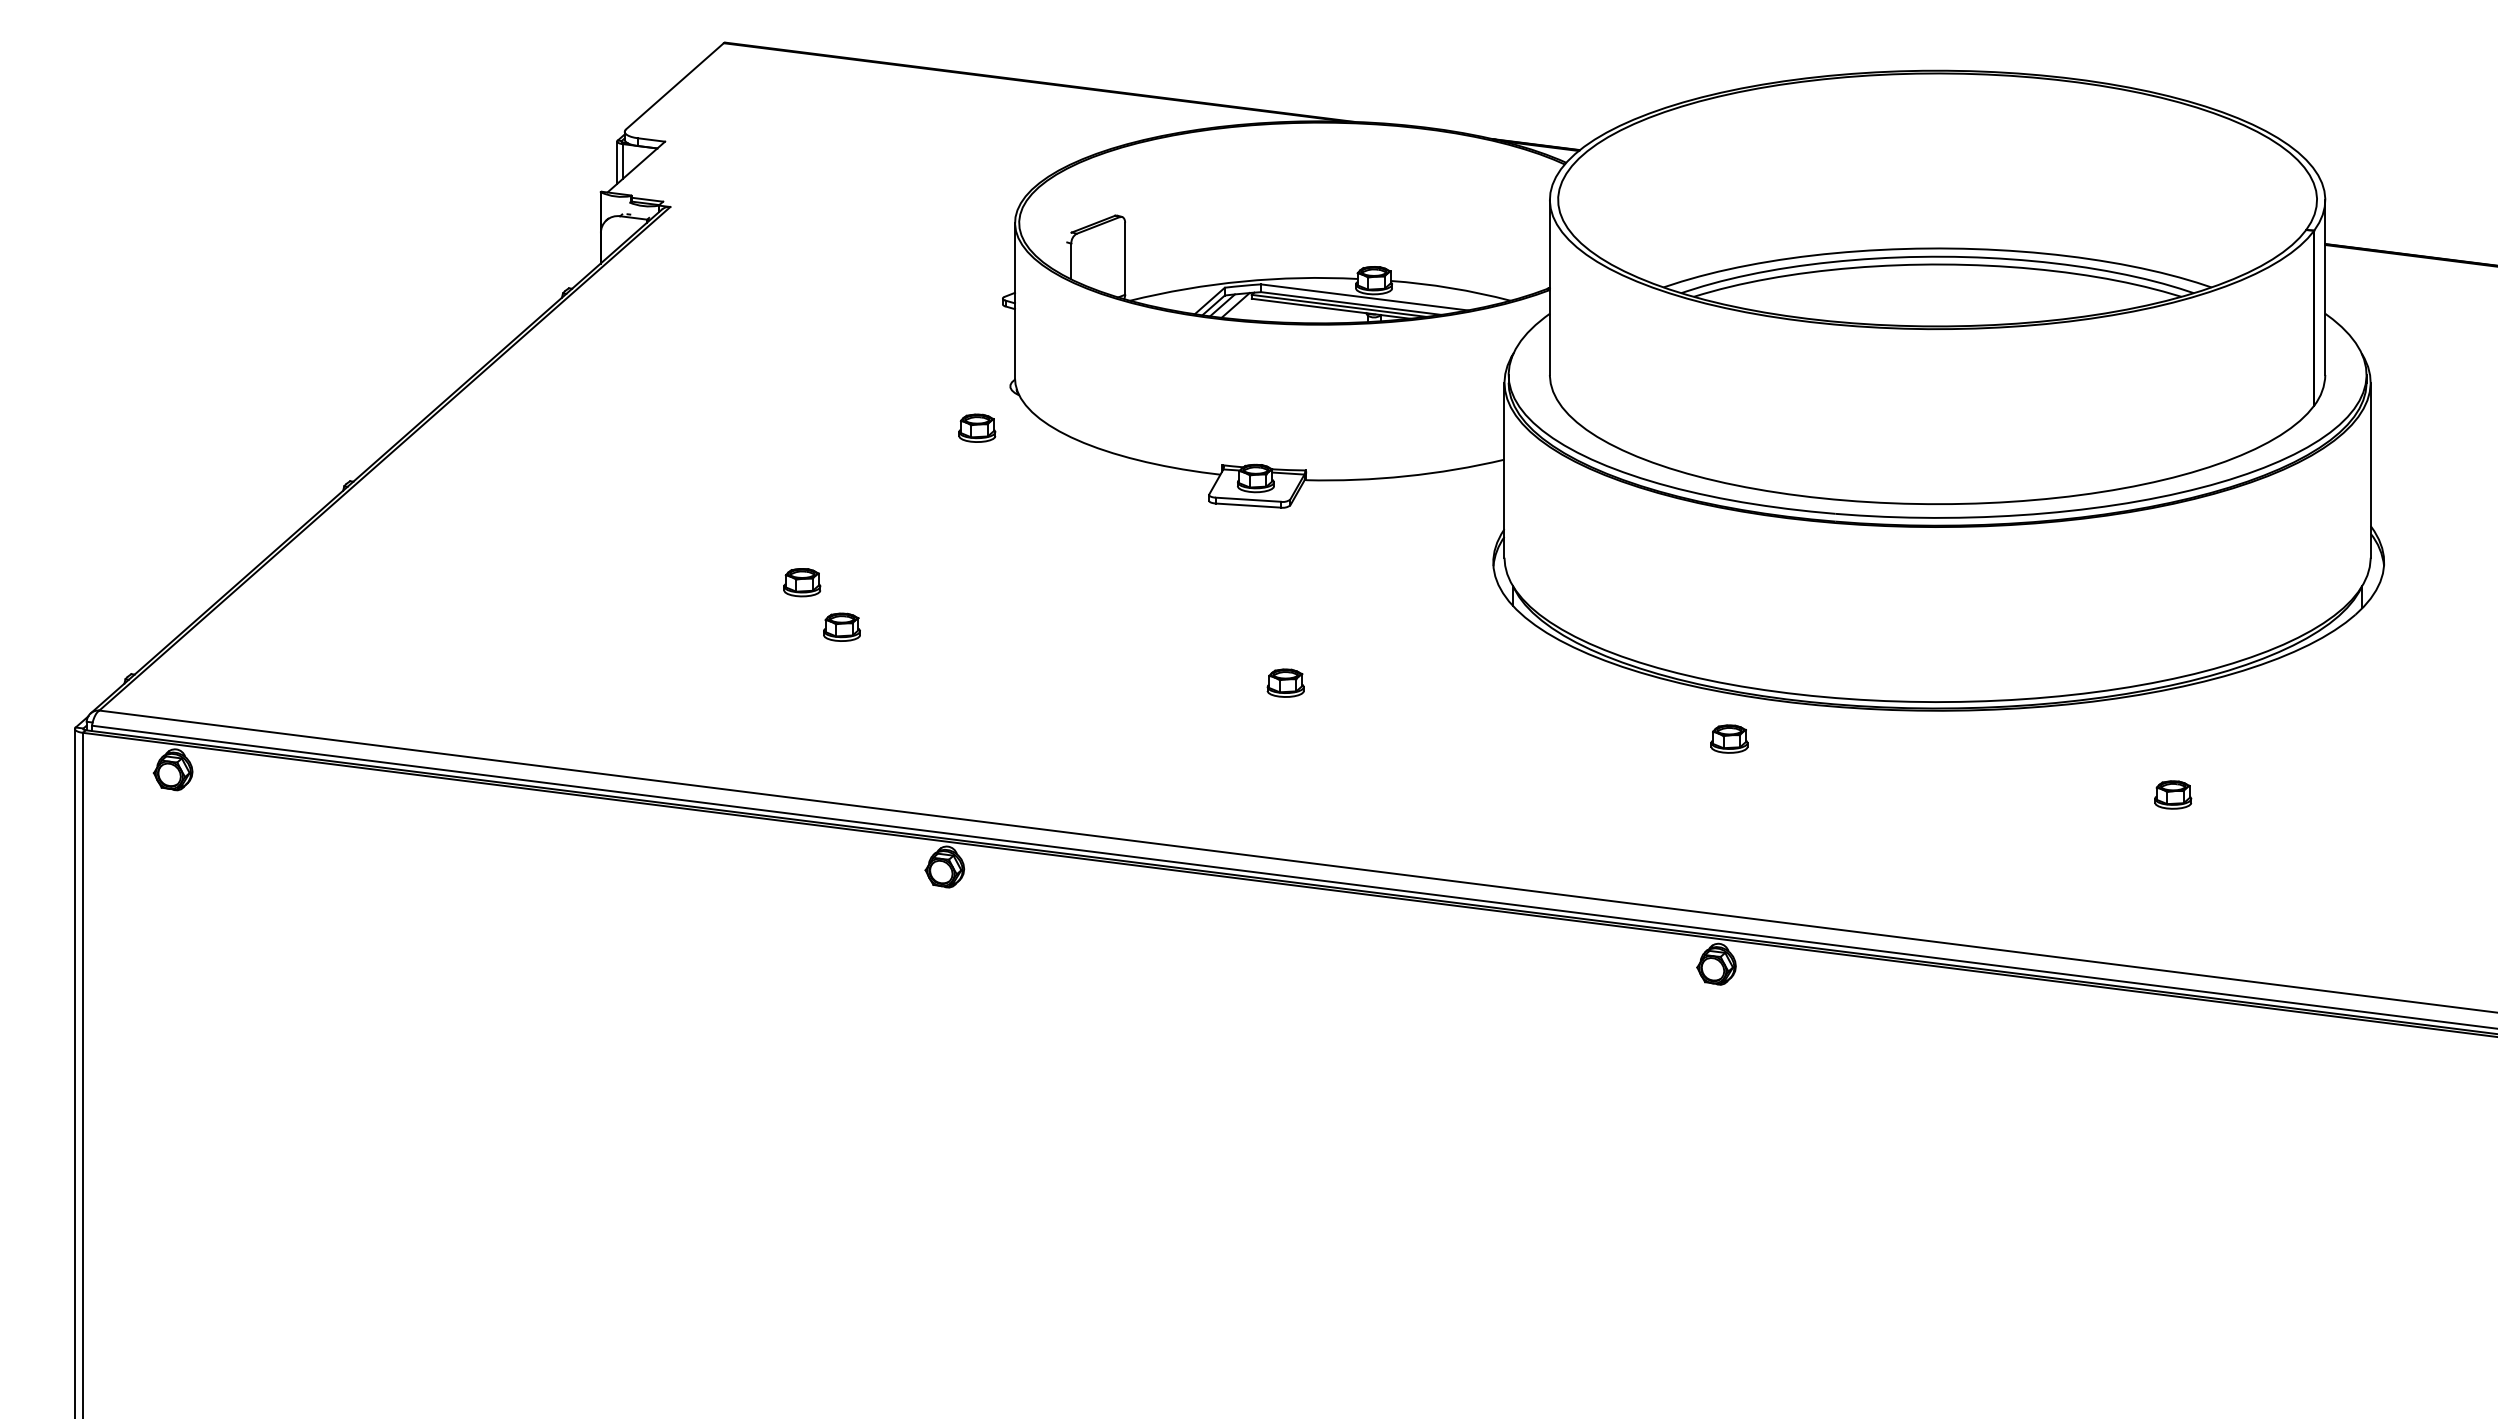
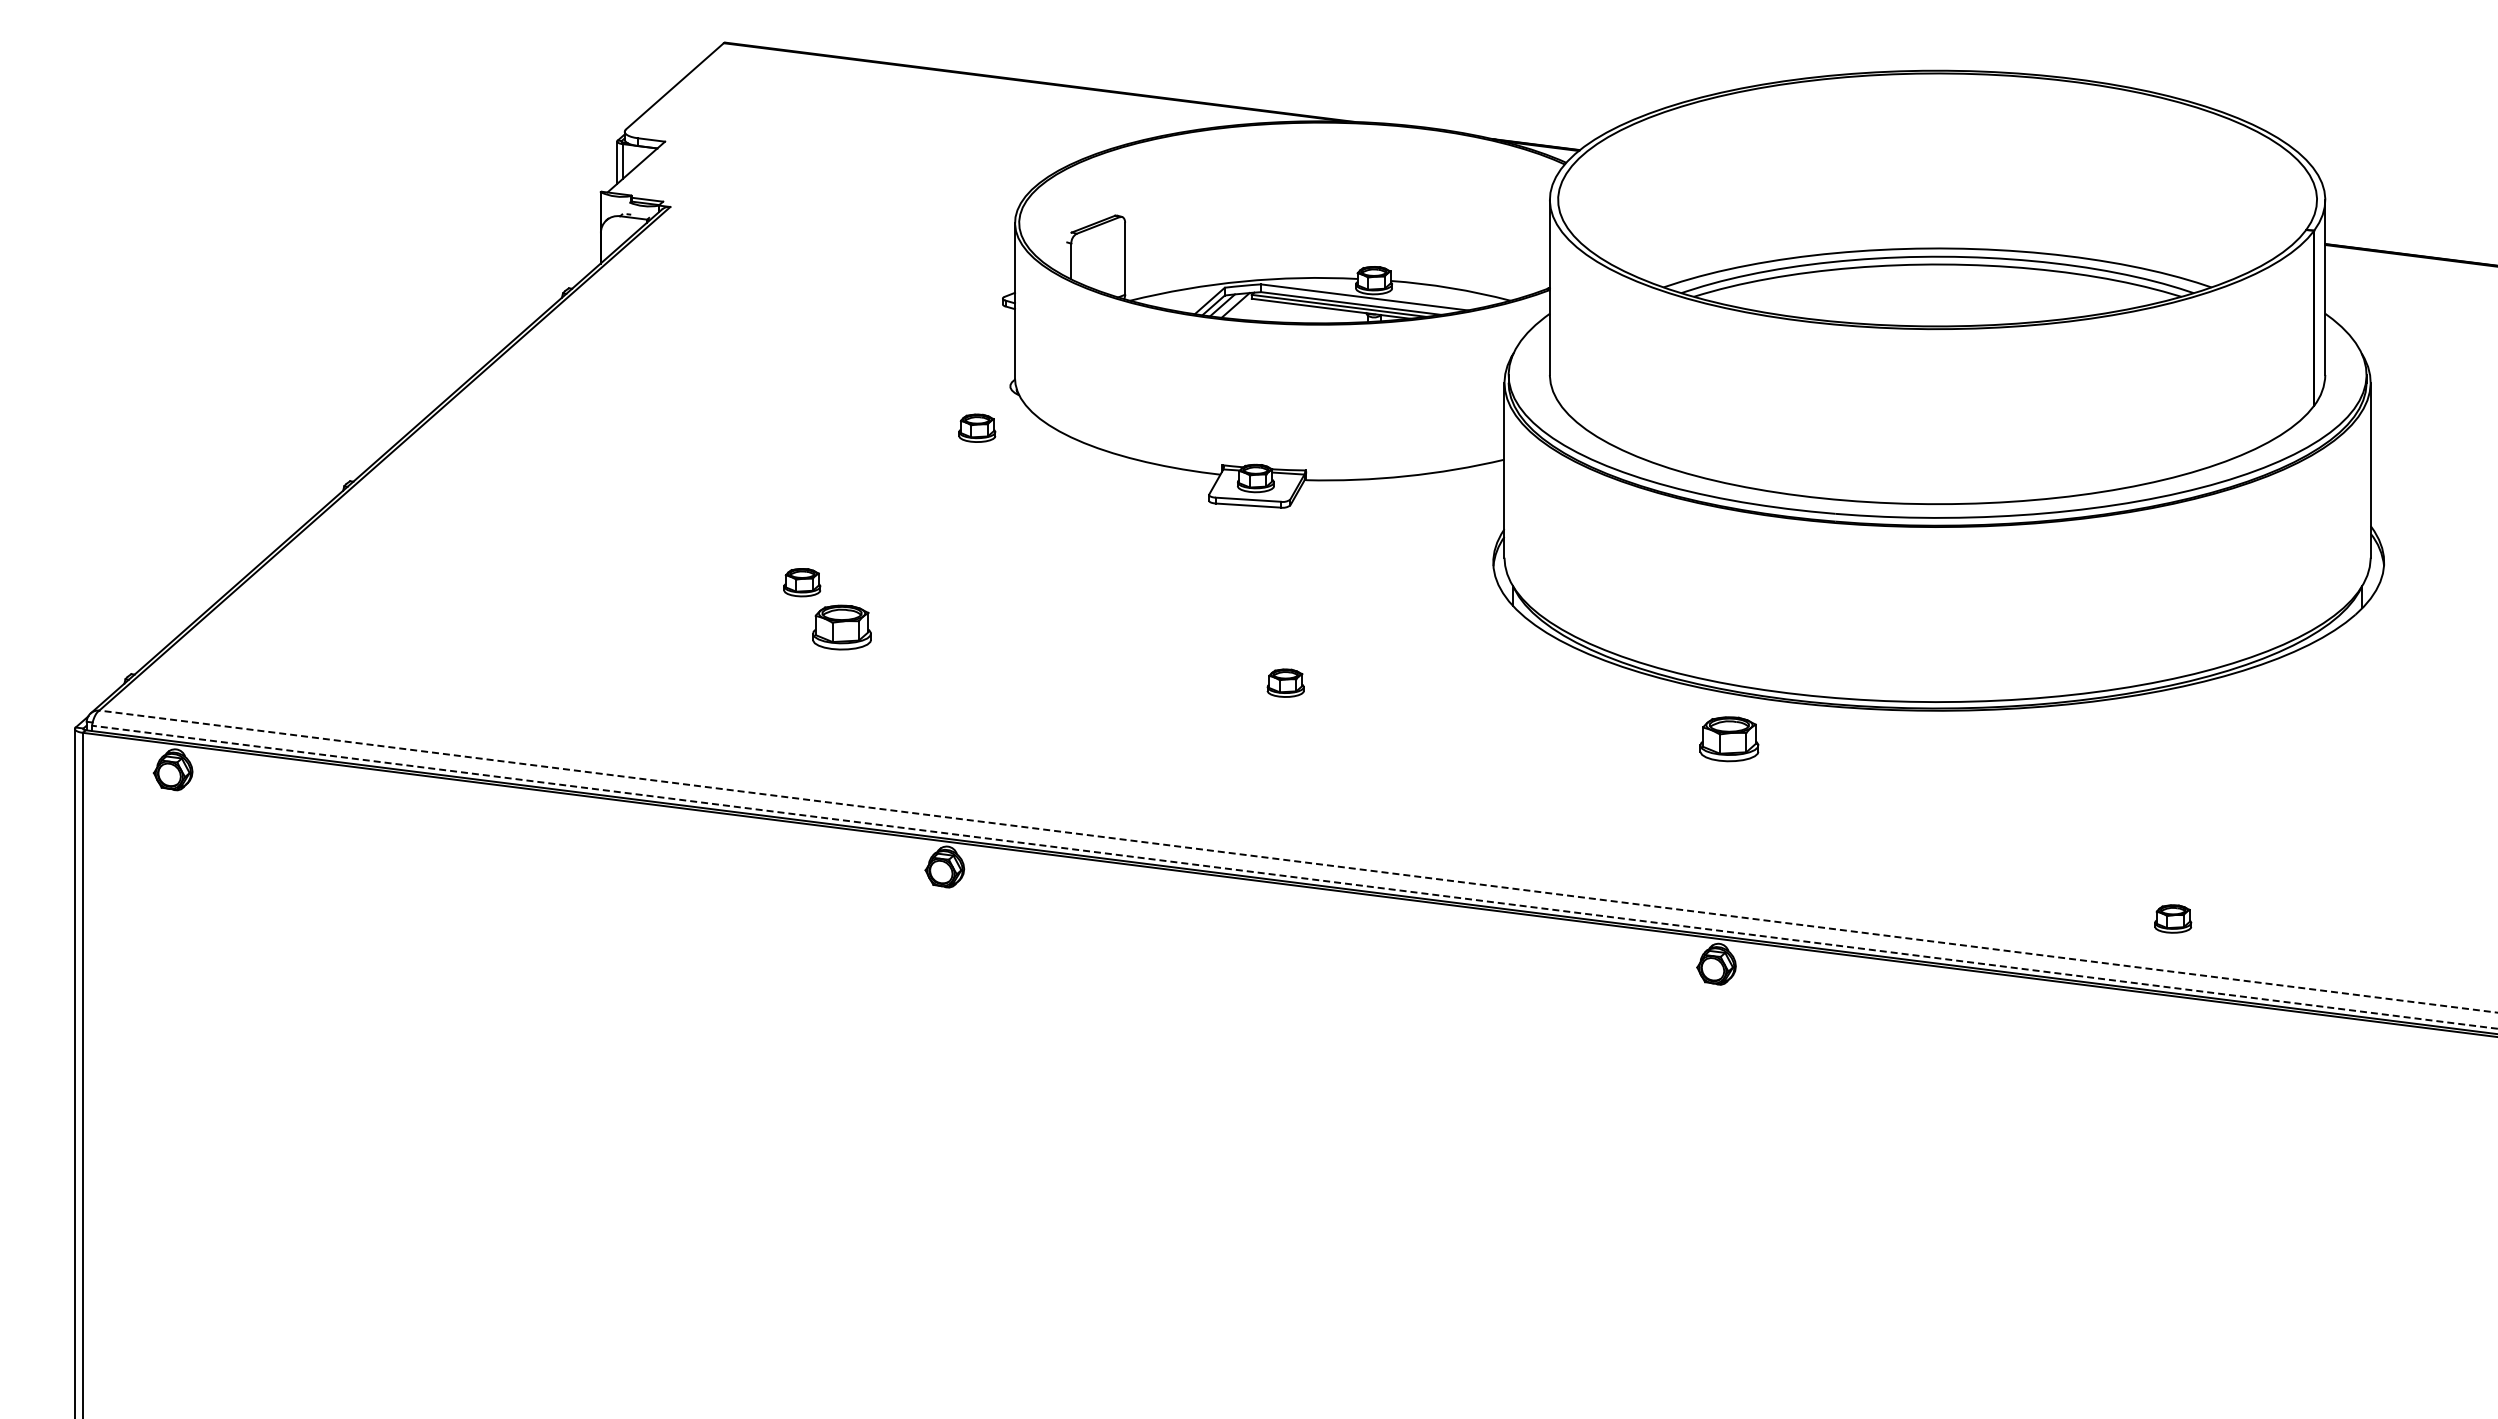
part size: 38x30 px -> 60x47 px (841, 627)
part size: 39x30 px -> 61x47 px (1729, 739)
part position: (2173, 794) -> (2173, 918) (2173, 918)
line: solid -> dashed (1298, 861)
line: solid -> dashed (1294, 877)
